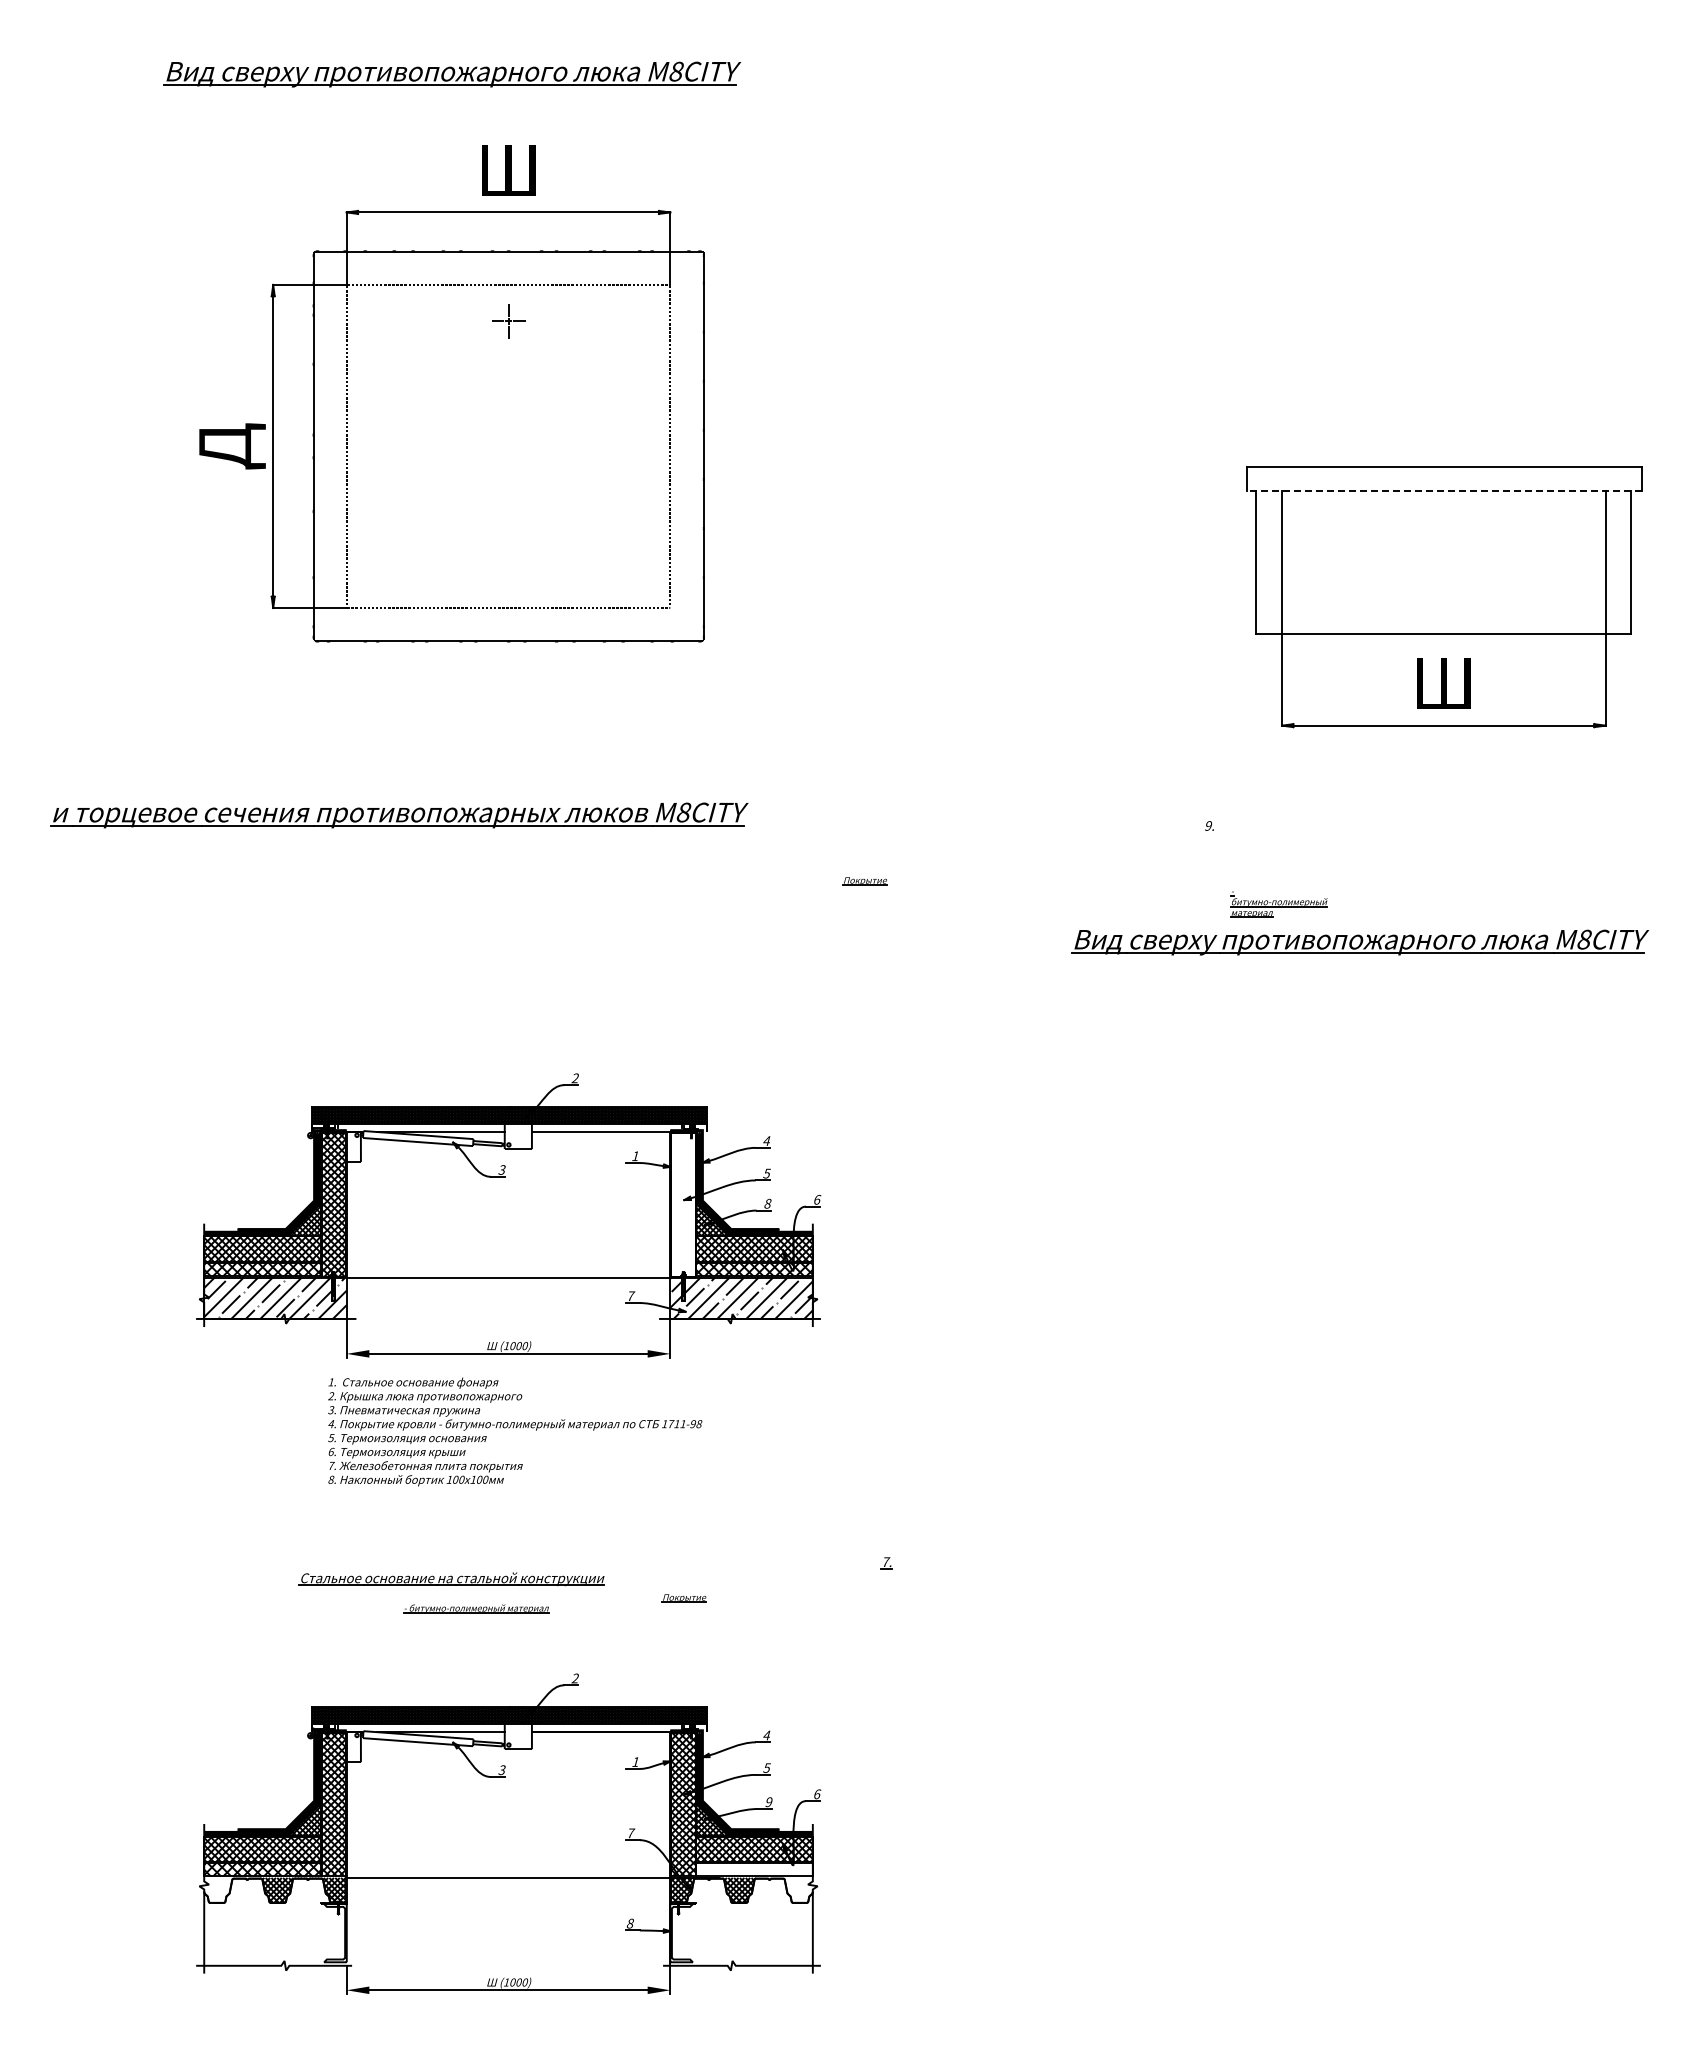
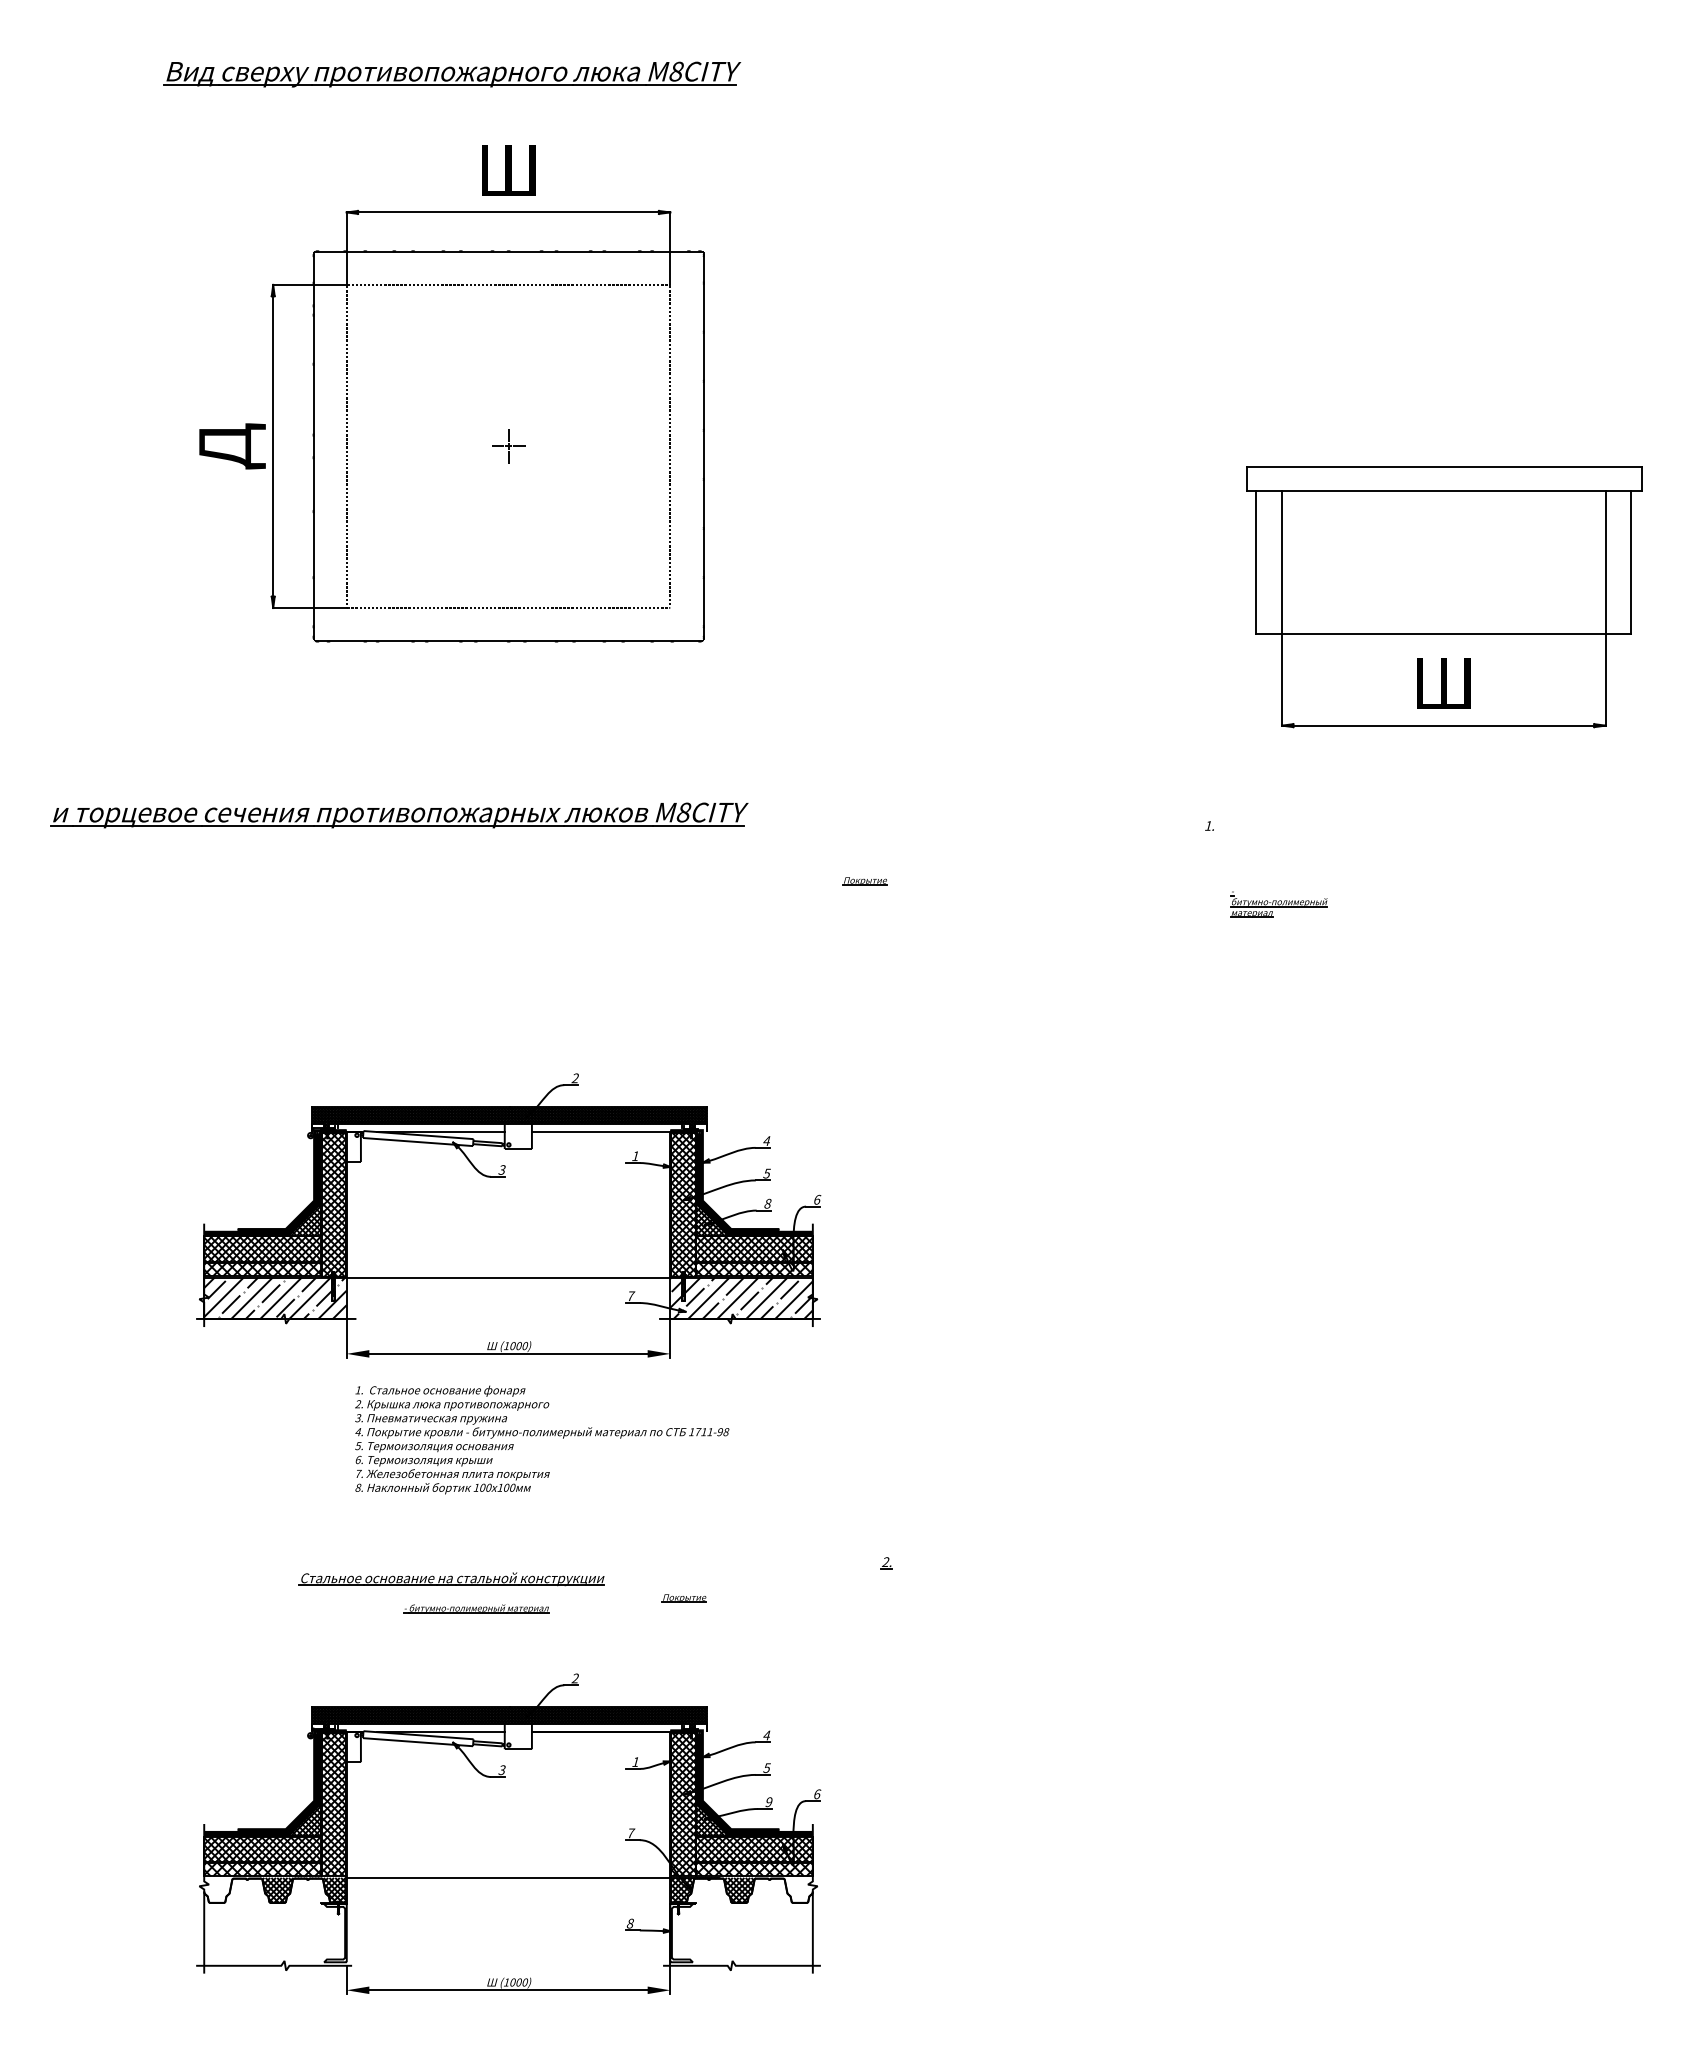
part position: (508, 321) -> (508, 446) (508, 446)
line: dashed -> solid (1444, 491)
text: 9.^I -> 1.^I (1208, 825)
part: present -> none (1360, 942)
hatch: none -> present (682, 1204)
text position: (515, 1431) -> (542, 1439) (542, 1439)
text: 7. -> 2. (886, 1561)
hatch: none -> present (754, 1869)
